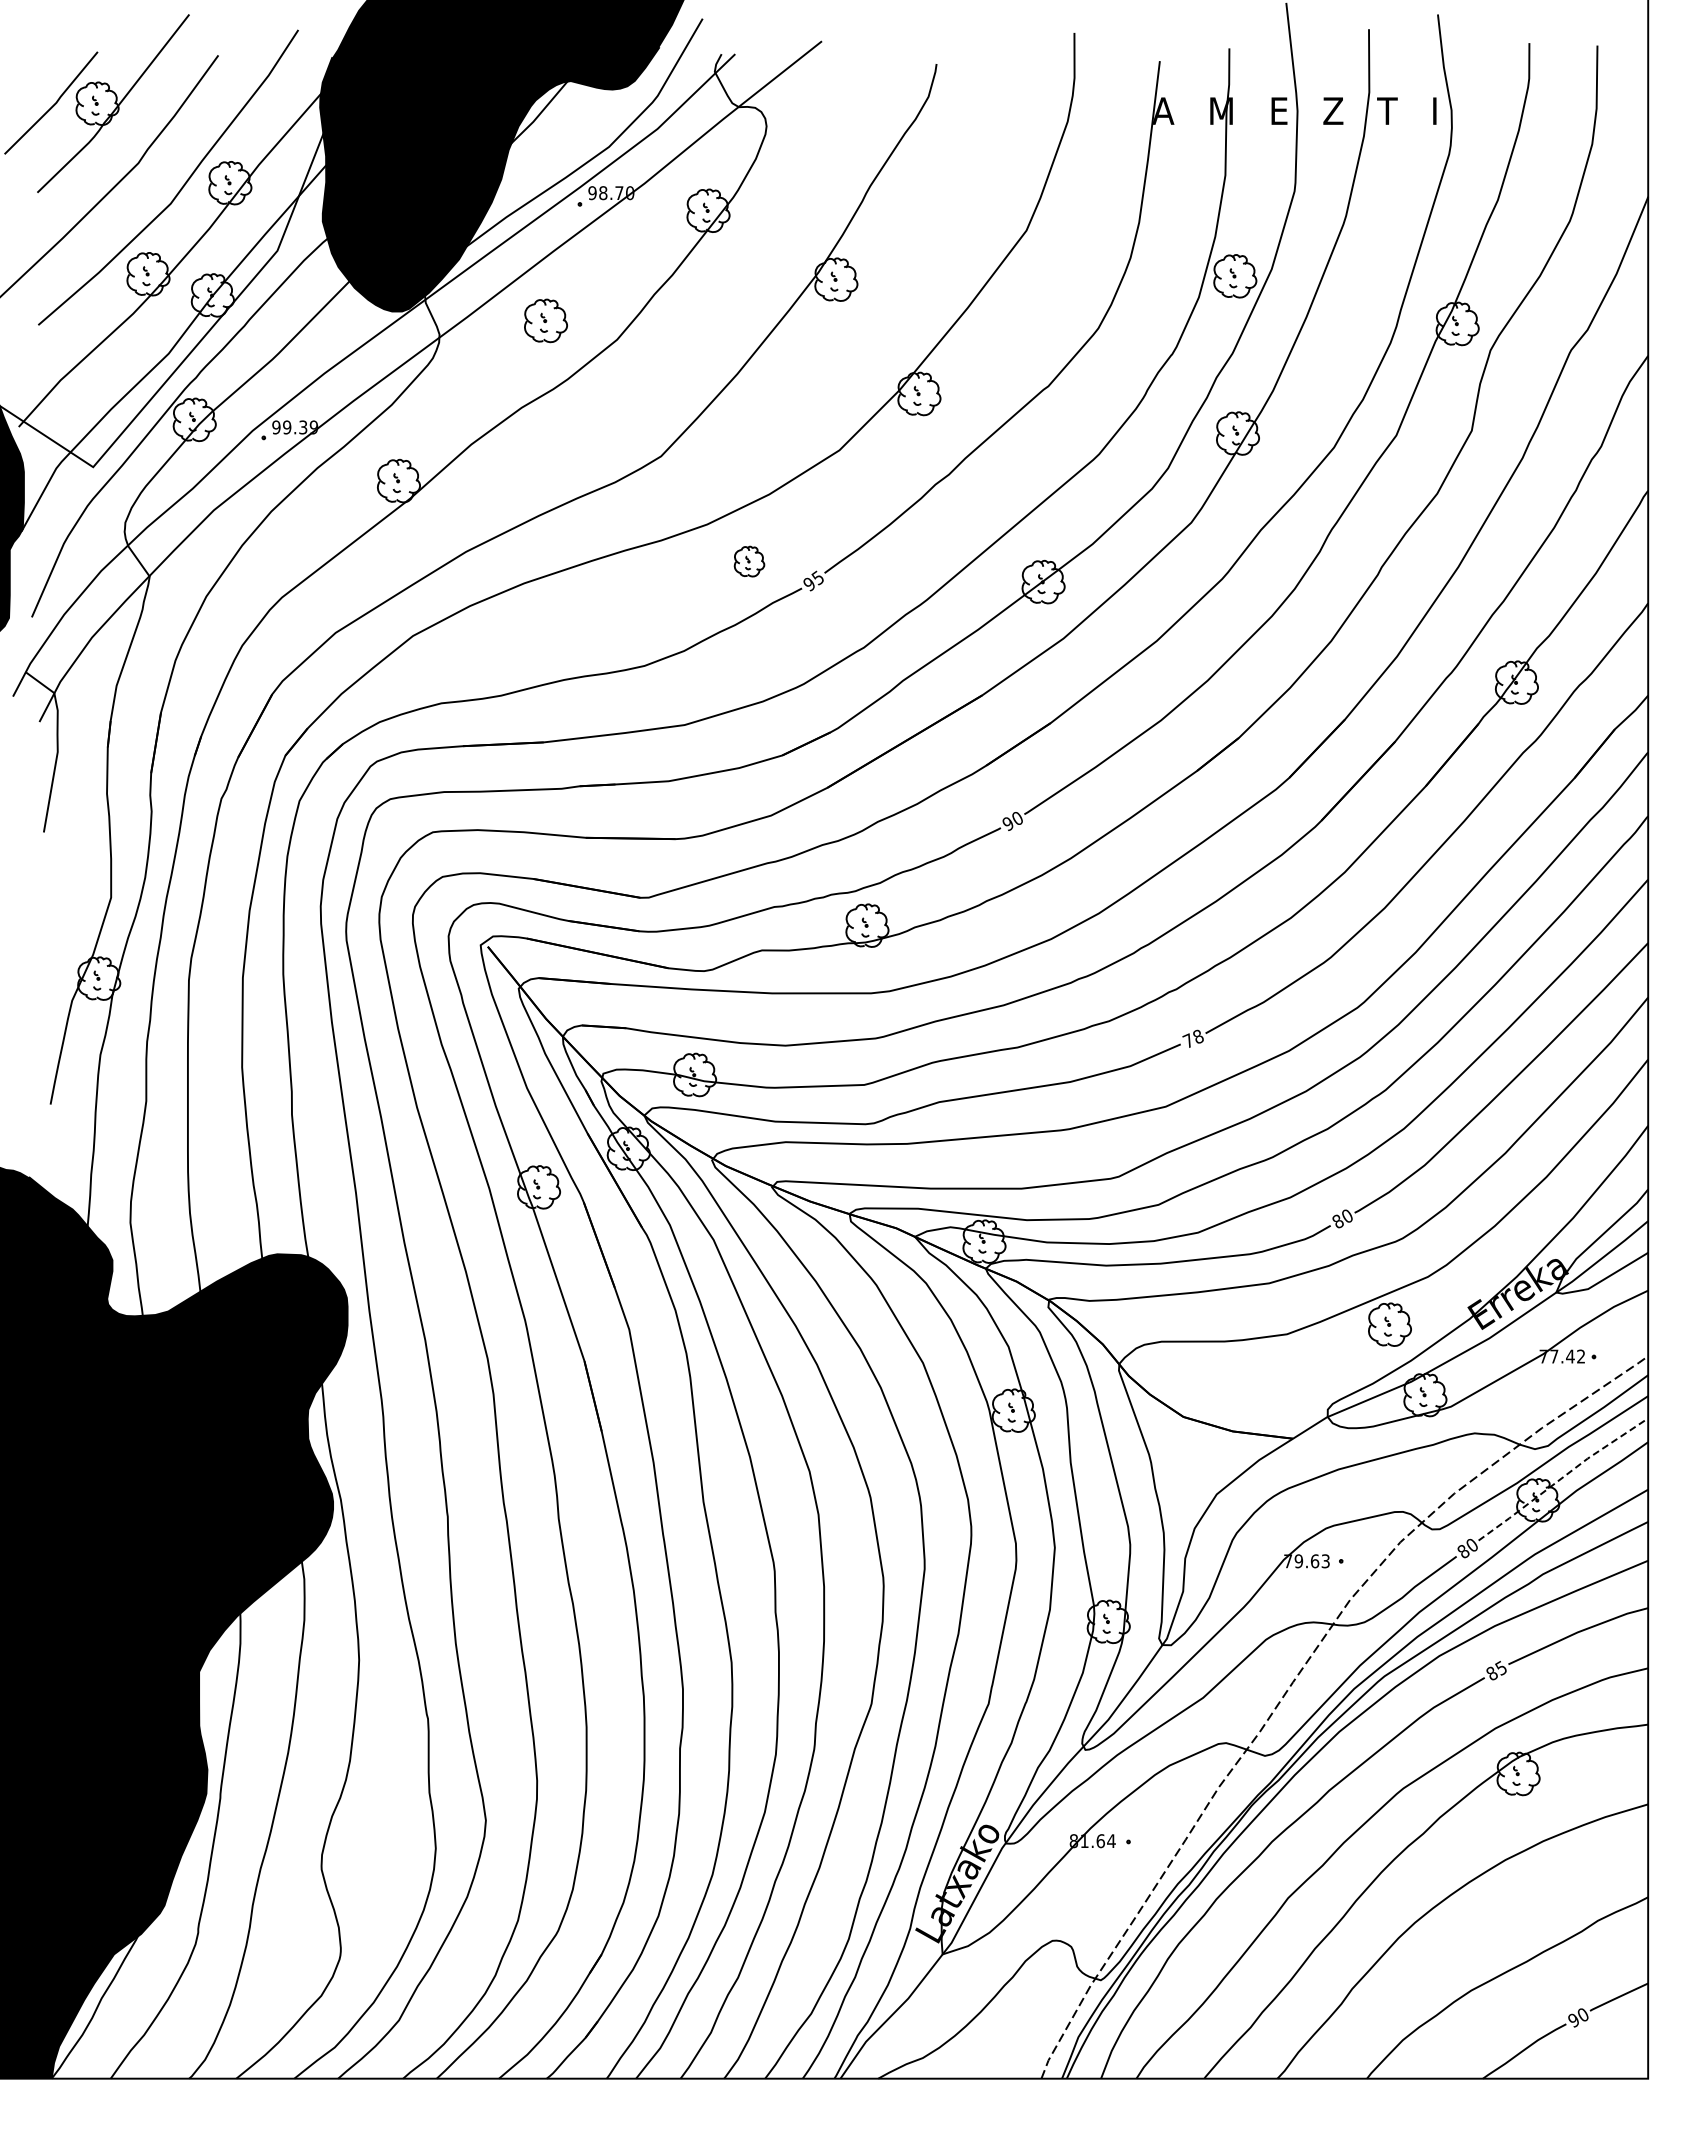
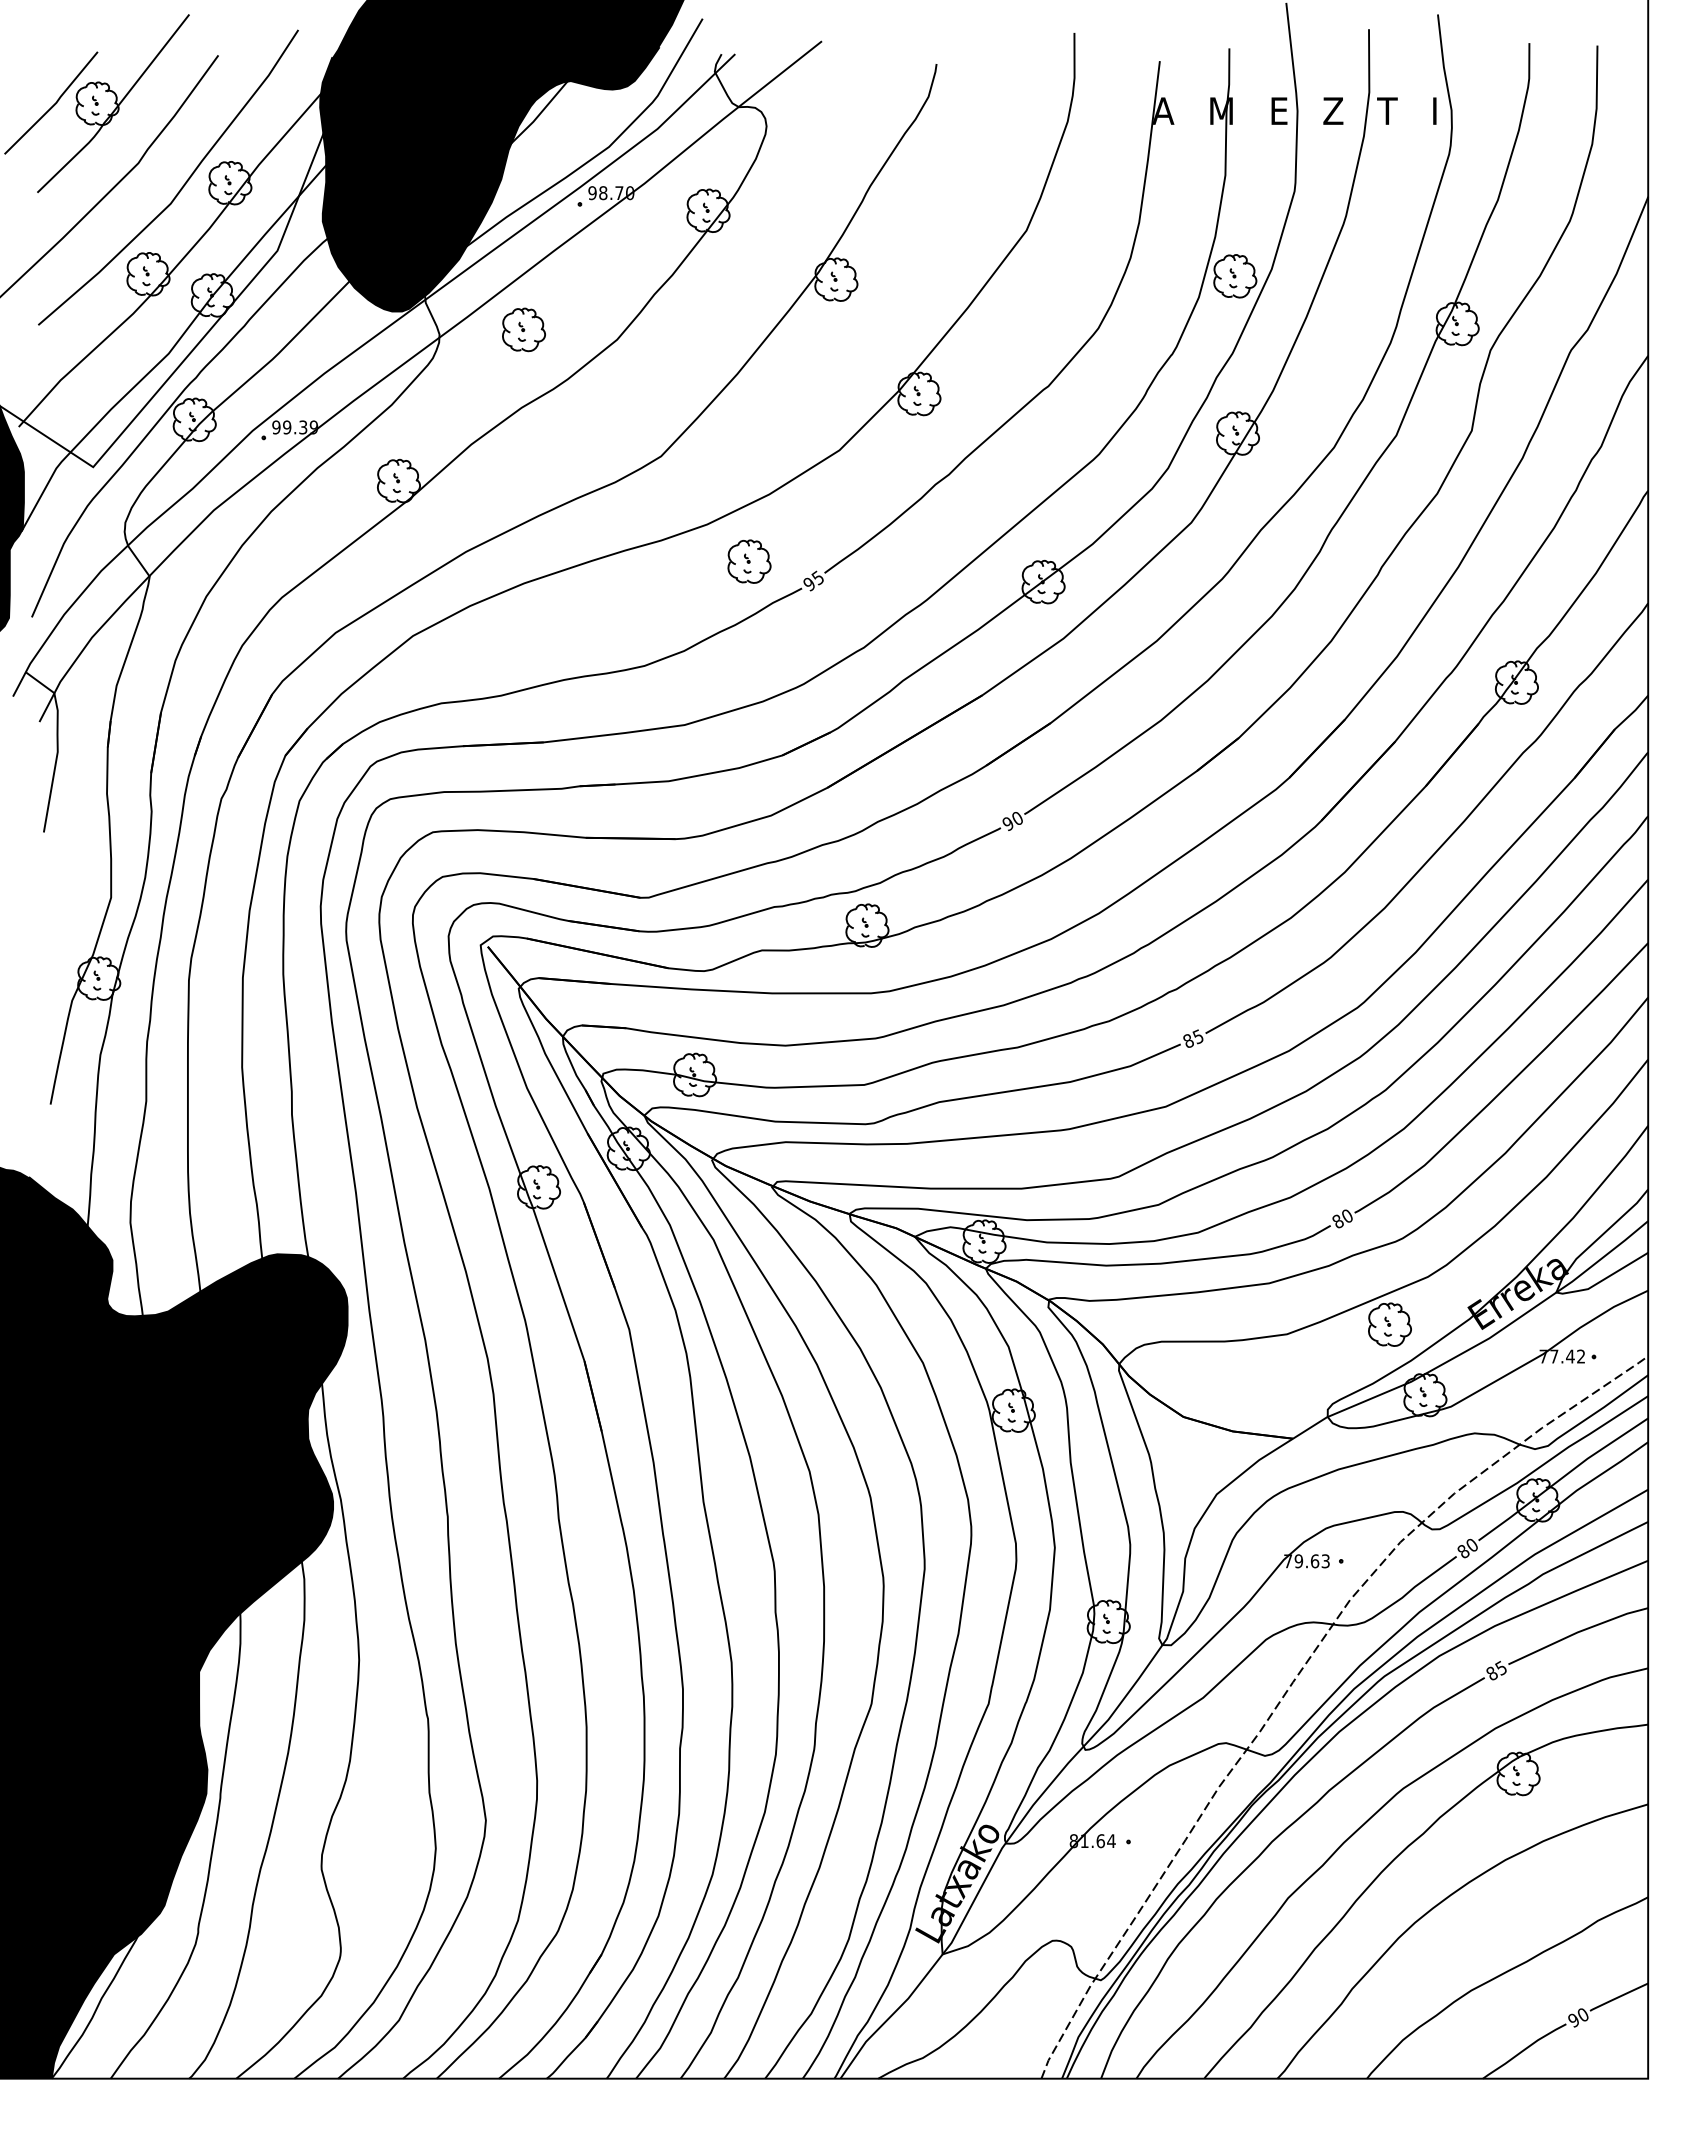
part position: (545, 320) -> (523, 329) (523, 329)
part size: 33x33 px -> 45x45 px (749, 561)
text: 78 -> 85 (1192, 1038)
line: dashed -> solid (1562, 1477)
